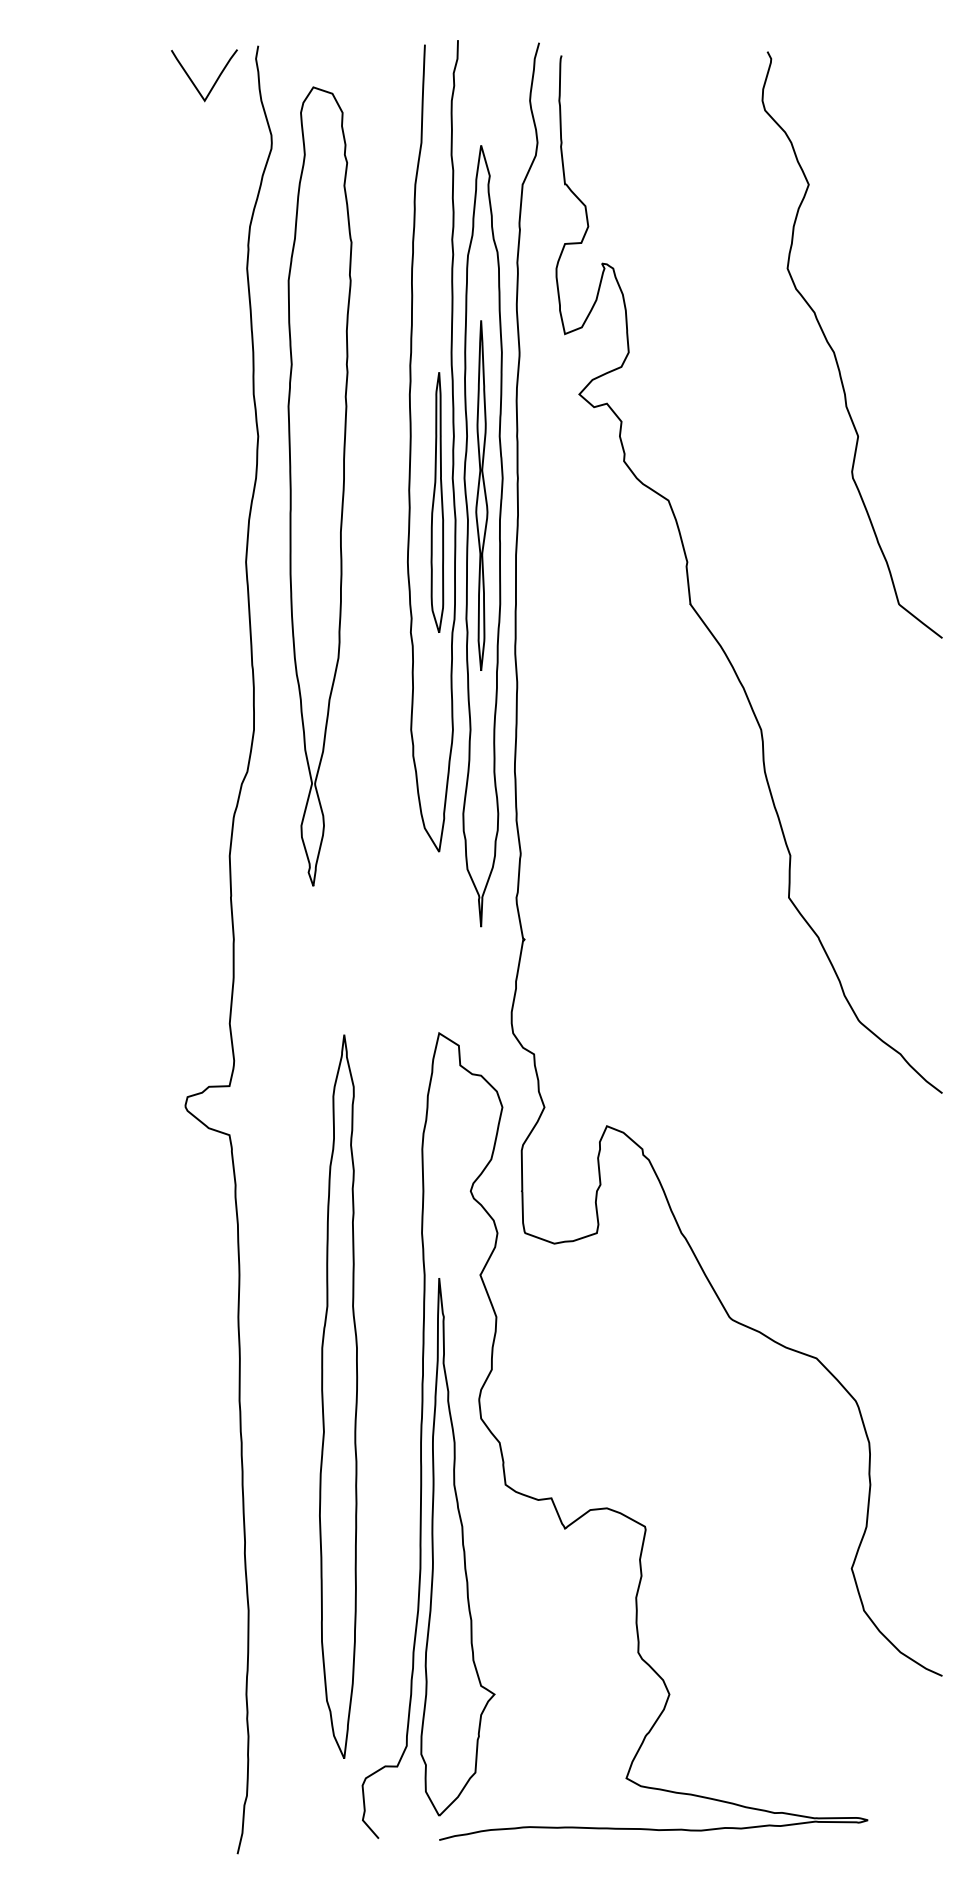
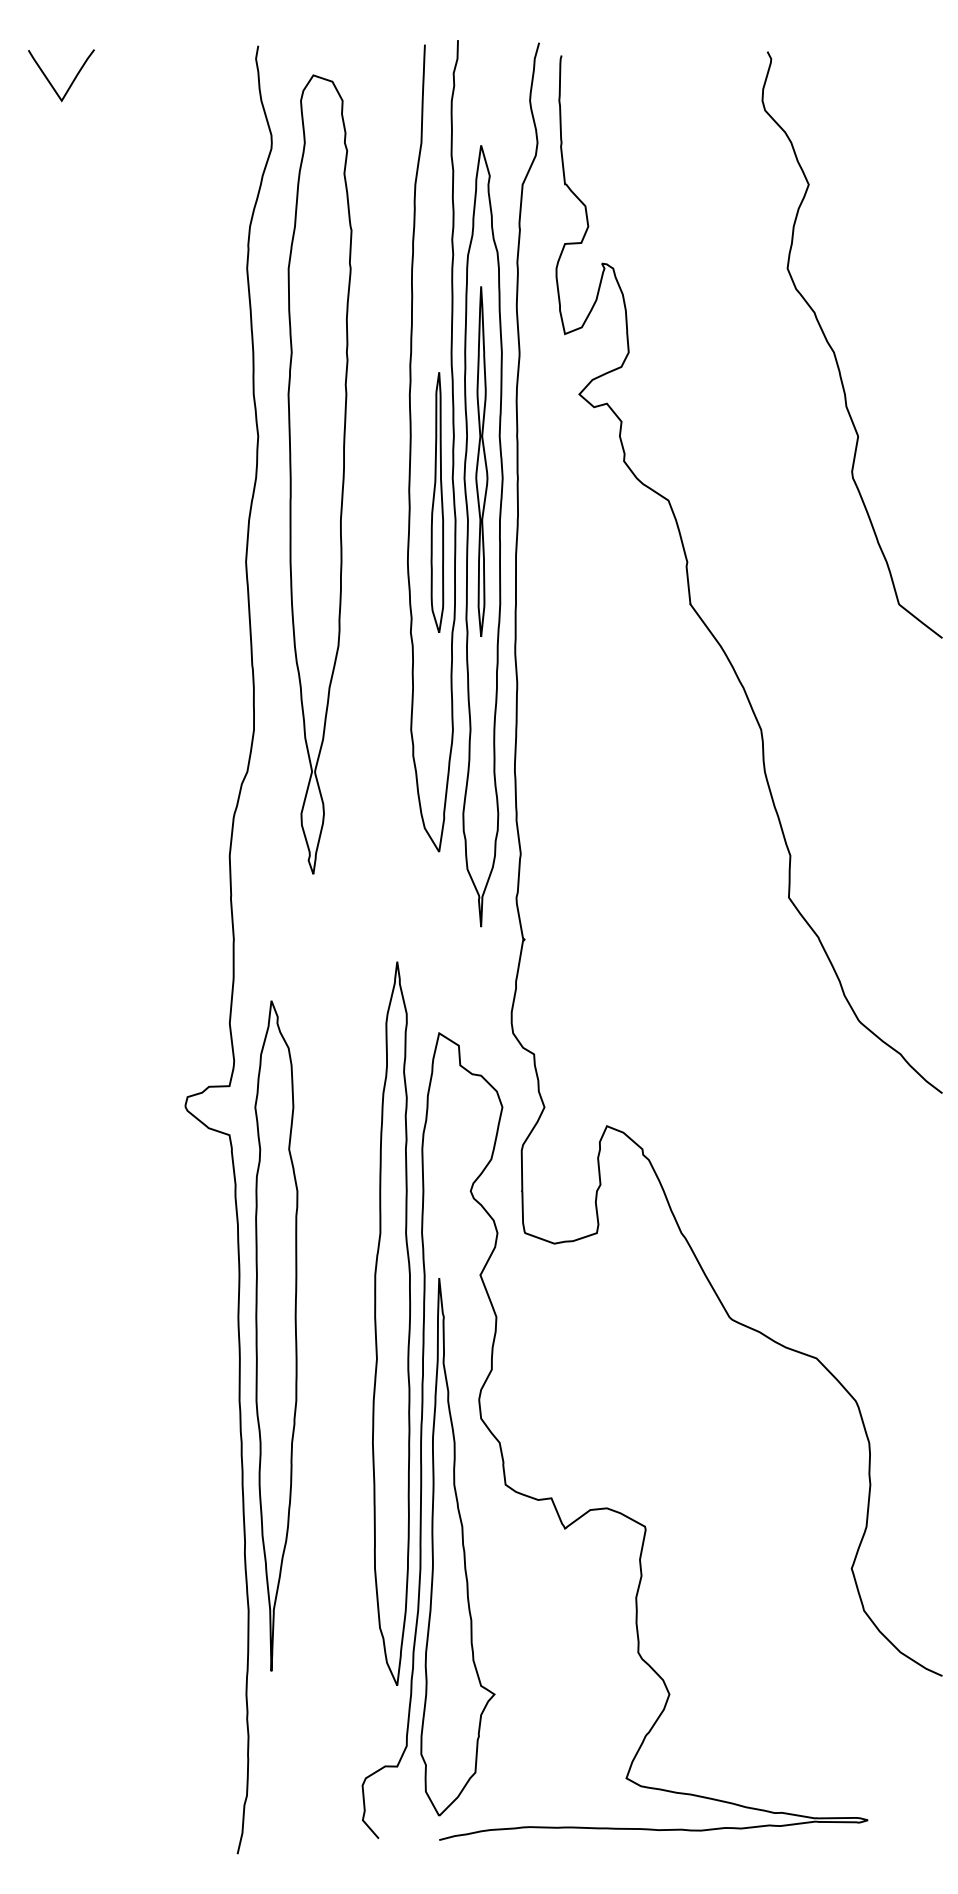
curve position: (215, 80) -> (72, 80) (72, 80)
part position: (319, 486) -> (319, 474) (319, 474)
part position: (481, 495) -> (481, 461) (481, 461)
part: none -> present (276, 1335)
part position: (338, 1396) -> (391, 1323) (391, 1323)
